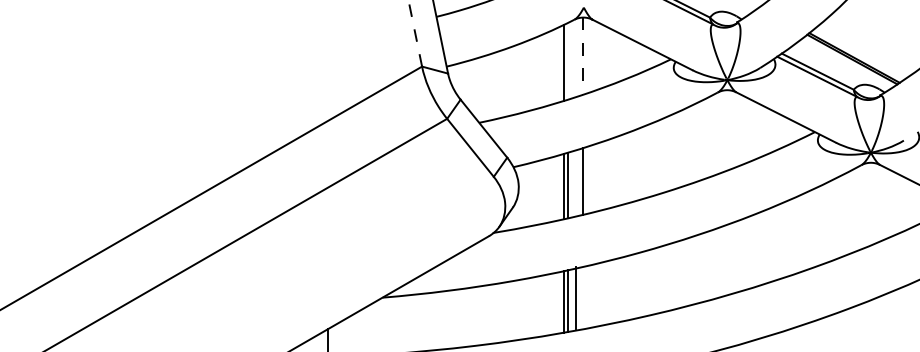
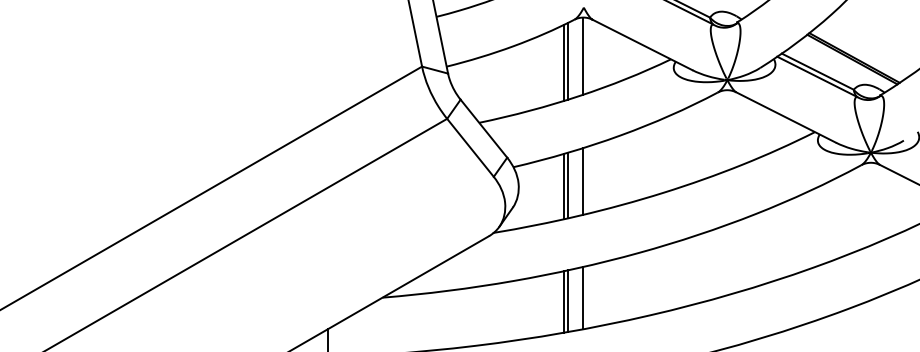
line: dashed -> solid (415, 33)
line: dashed -> solid (582, 56)
line: none -> present (567, 60)
line position: (575, 298) -> (582, 298) (582, 298)
